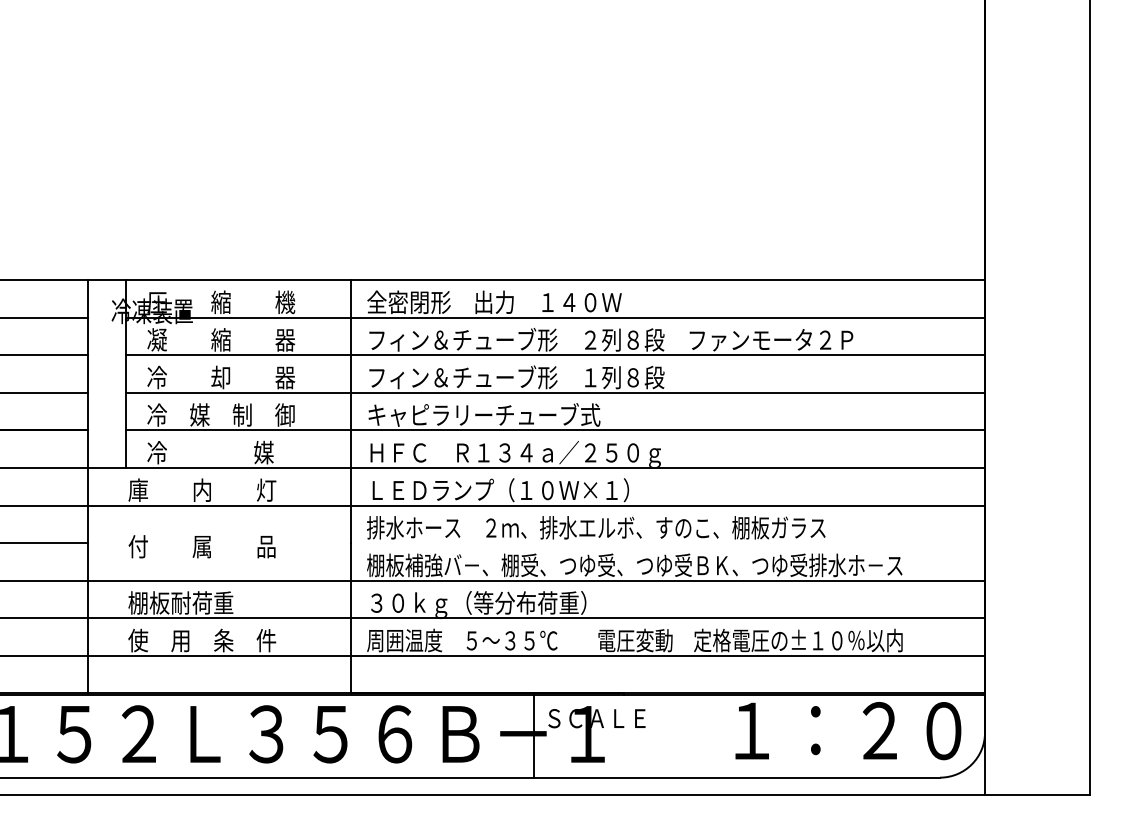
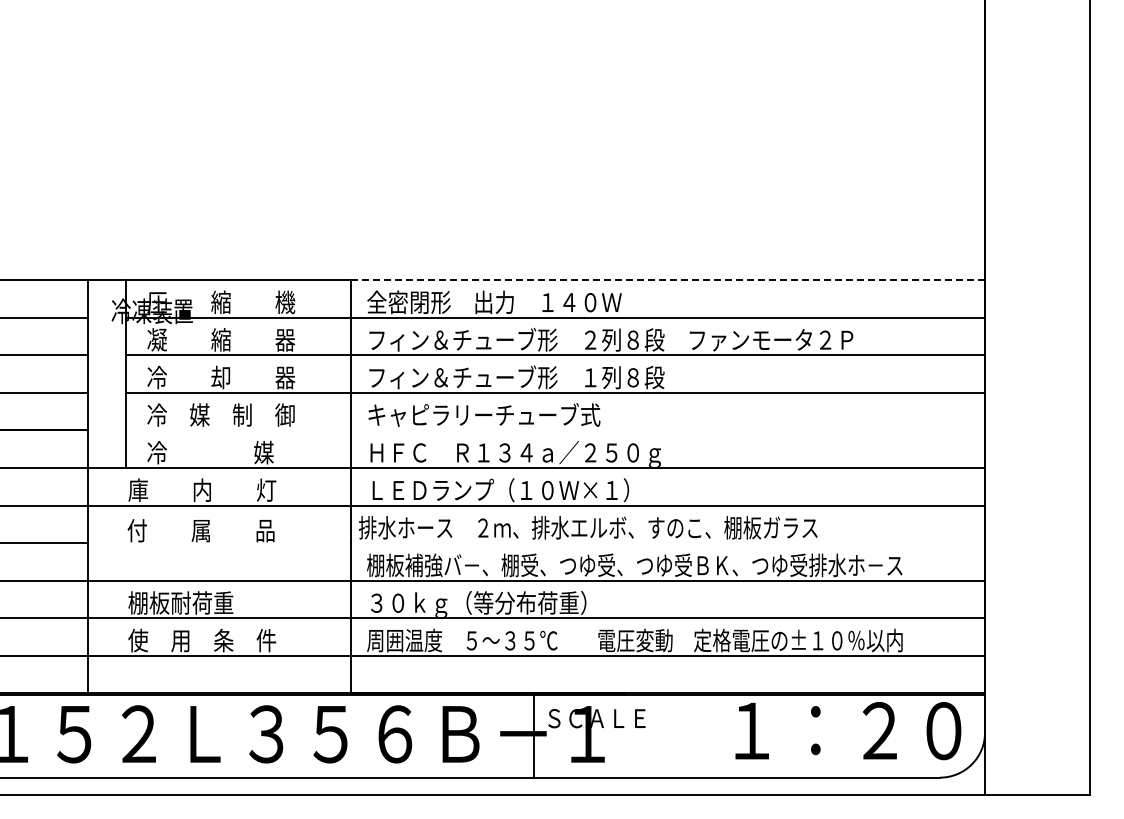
line: solid -> dashed (668, 280)
line: present -> none (555, 430)
text position: (596, 527) -> (588, 527) (588, 527)
text position: (201, 546) -> (200, 530) (200, 530)
